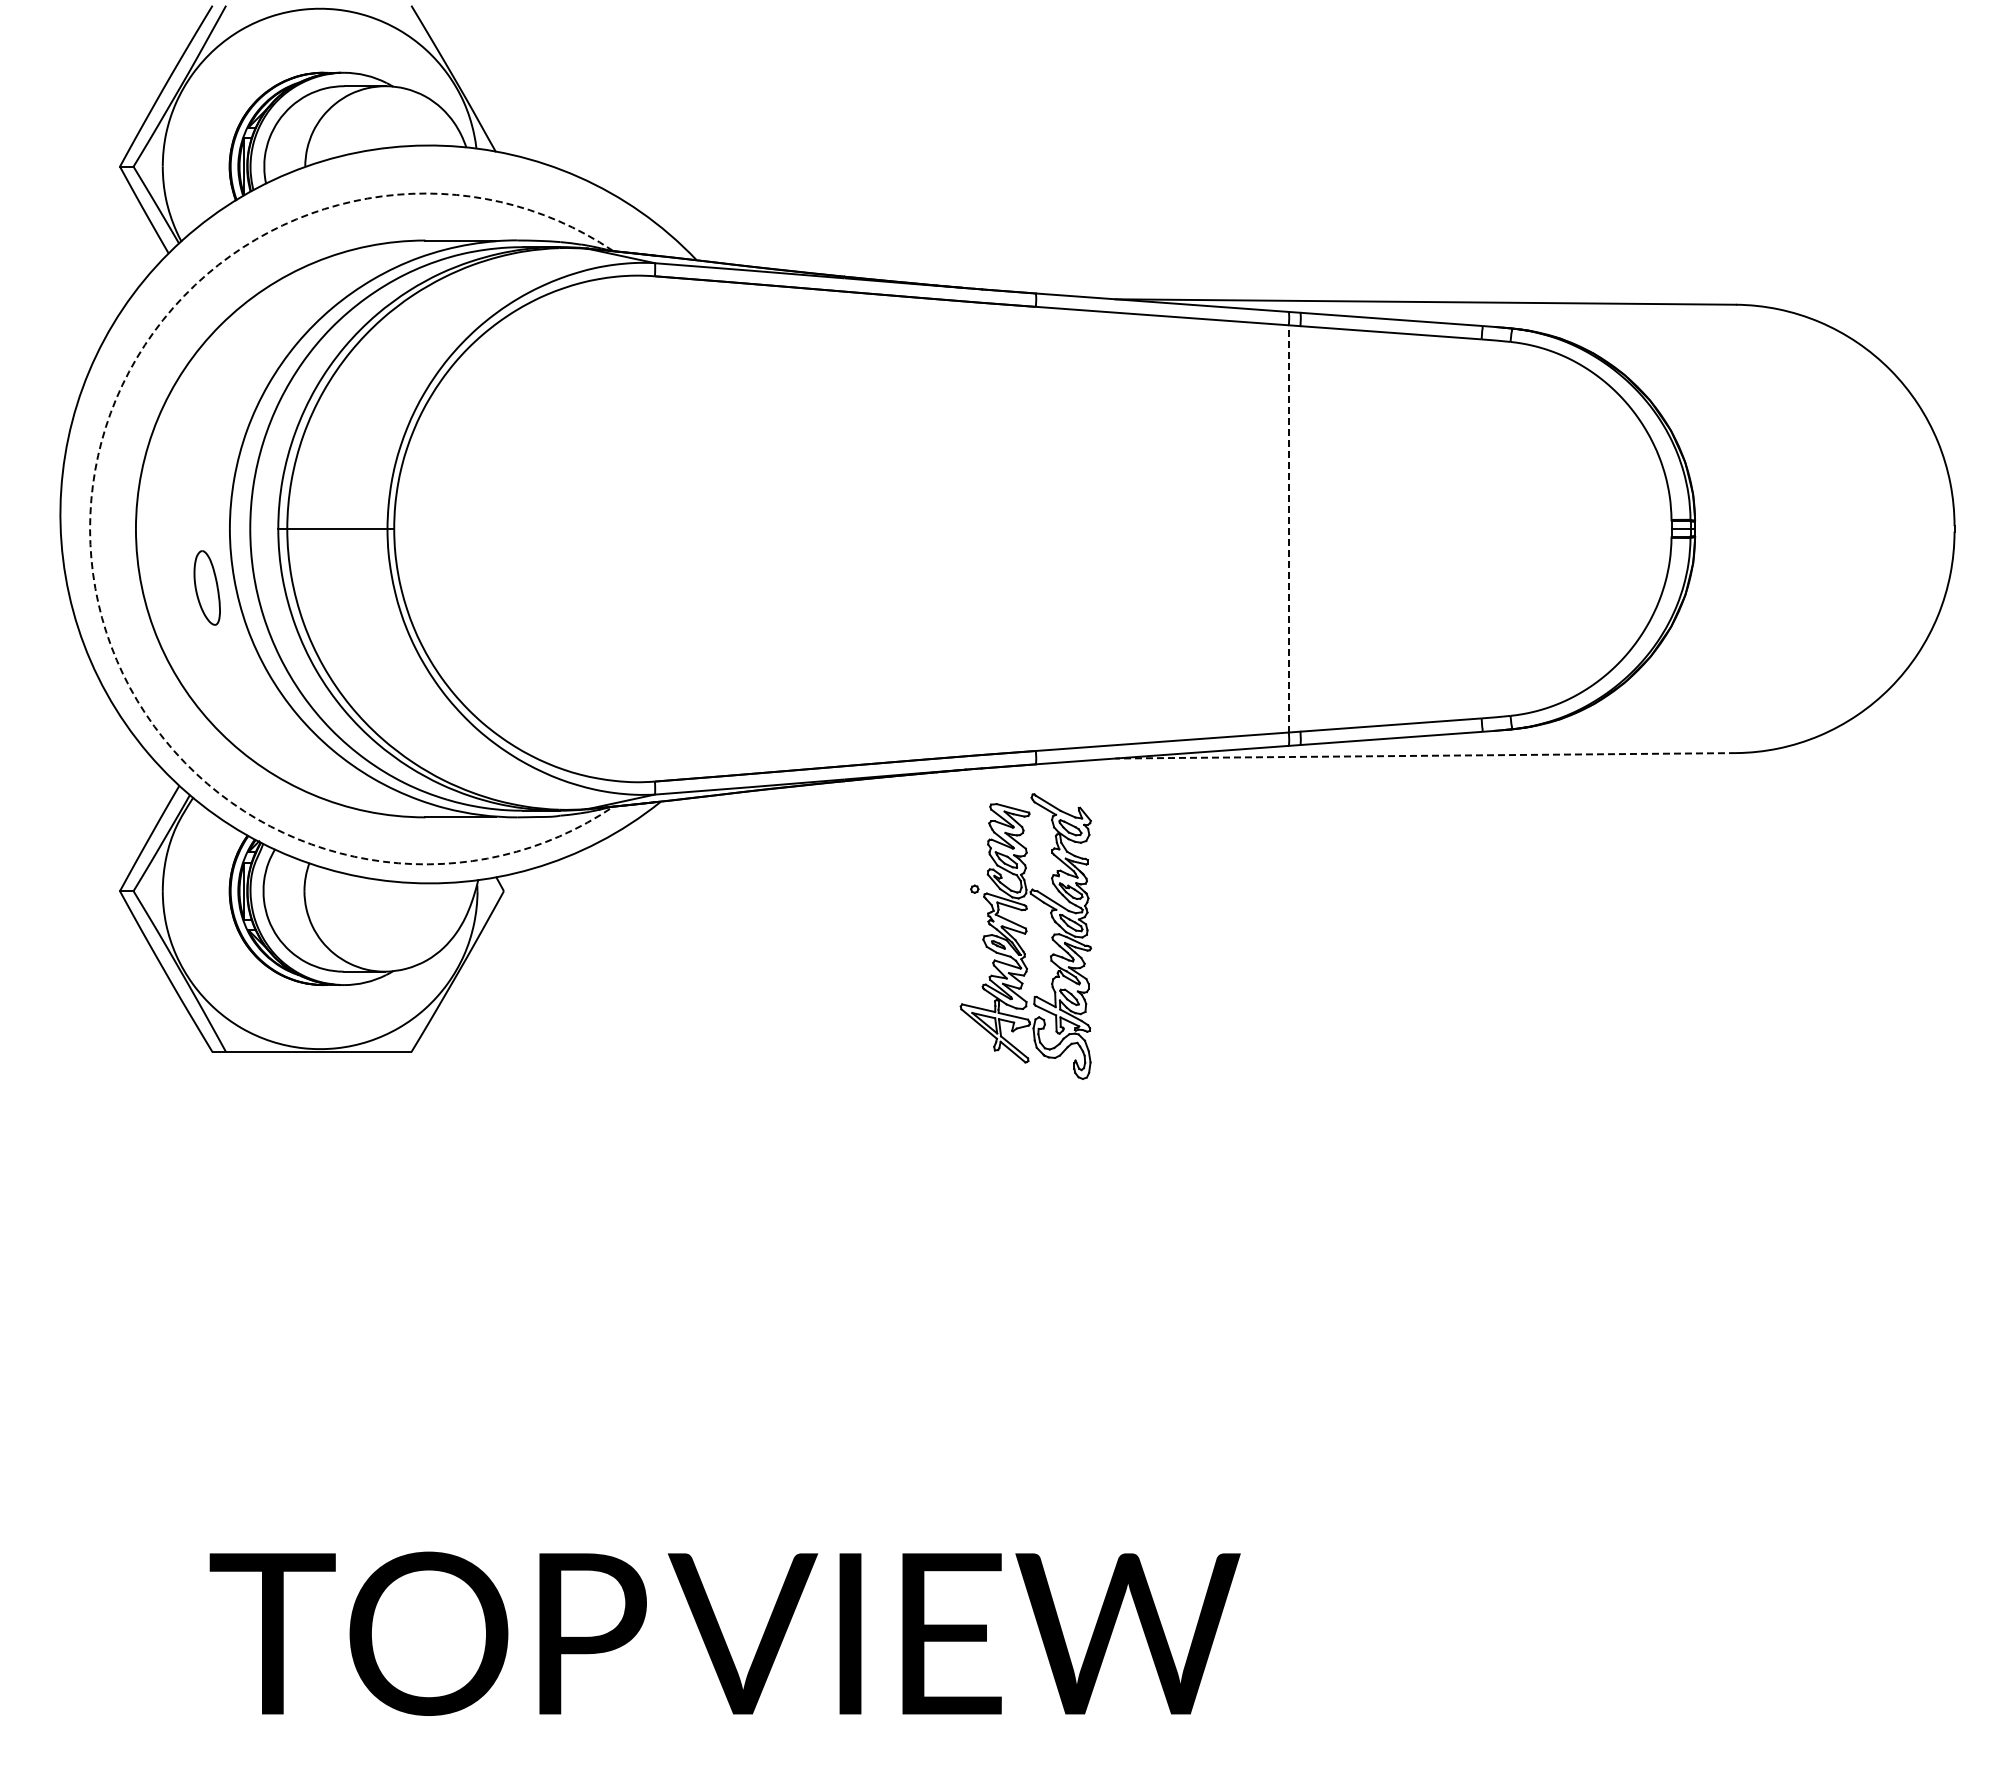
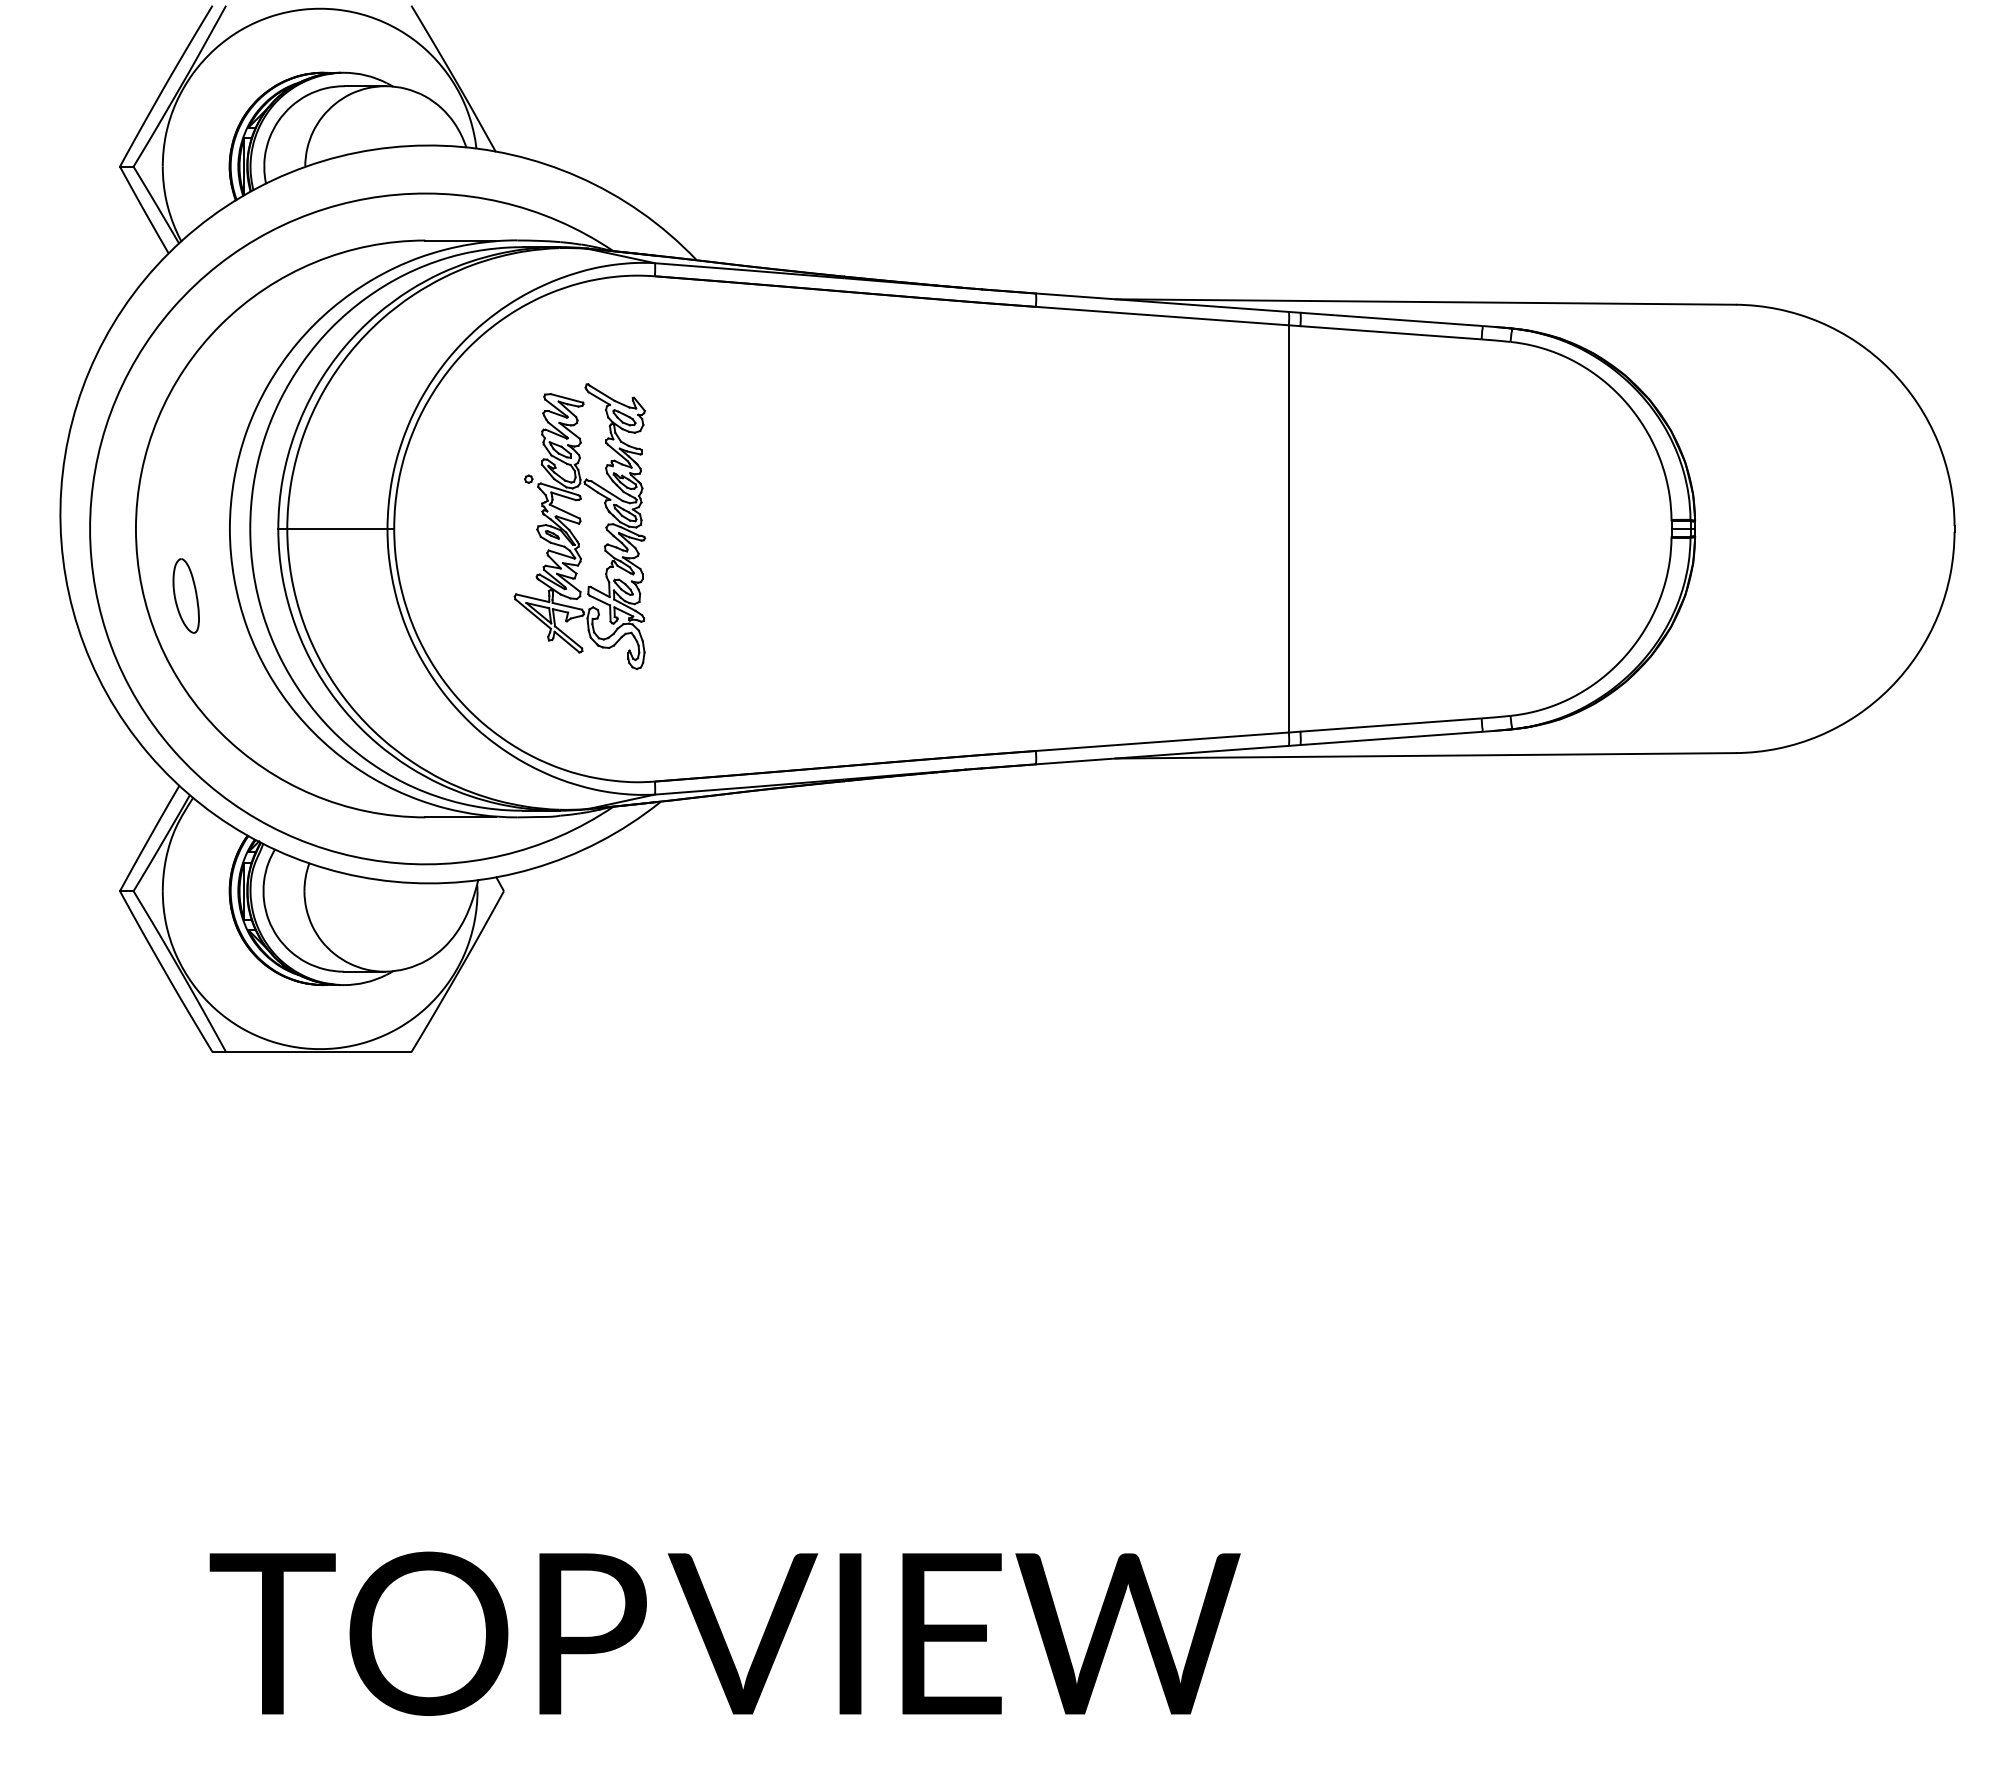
line: dashed -> solid (1288, 528)
arc: dashed -> solid (90, 529)
part position: (206, 587) -> (185, 595) (185, 595)
line: dashed -> solid (1425, 755)
part position: (1025, 936) -> (579, 526) (579, 526)
